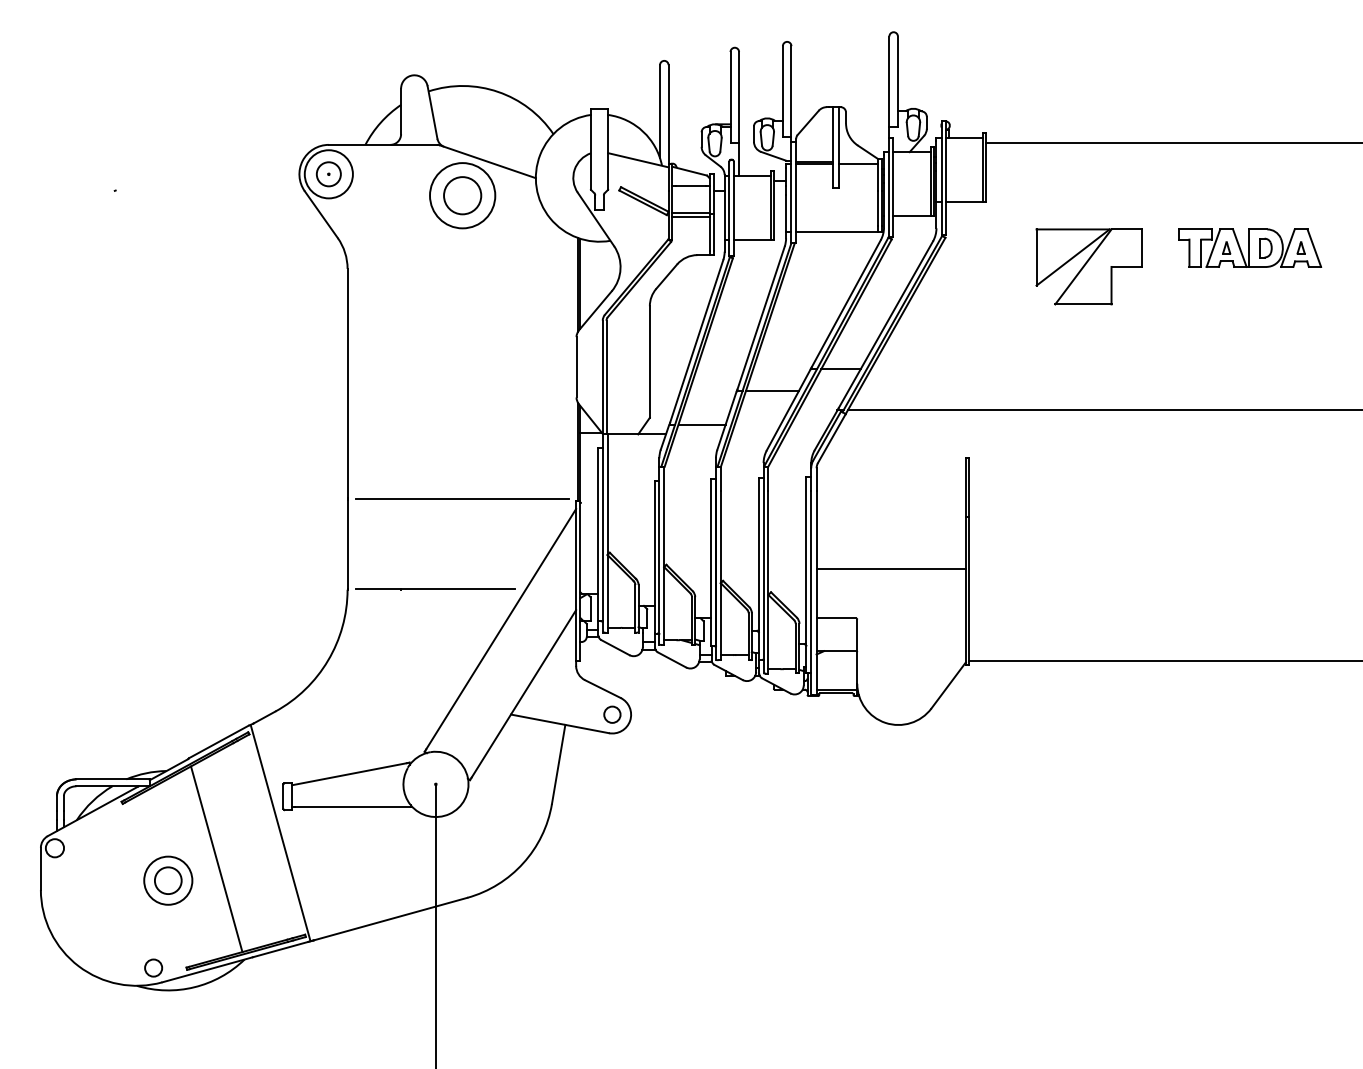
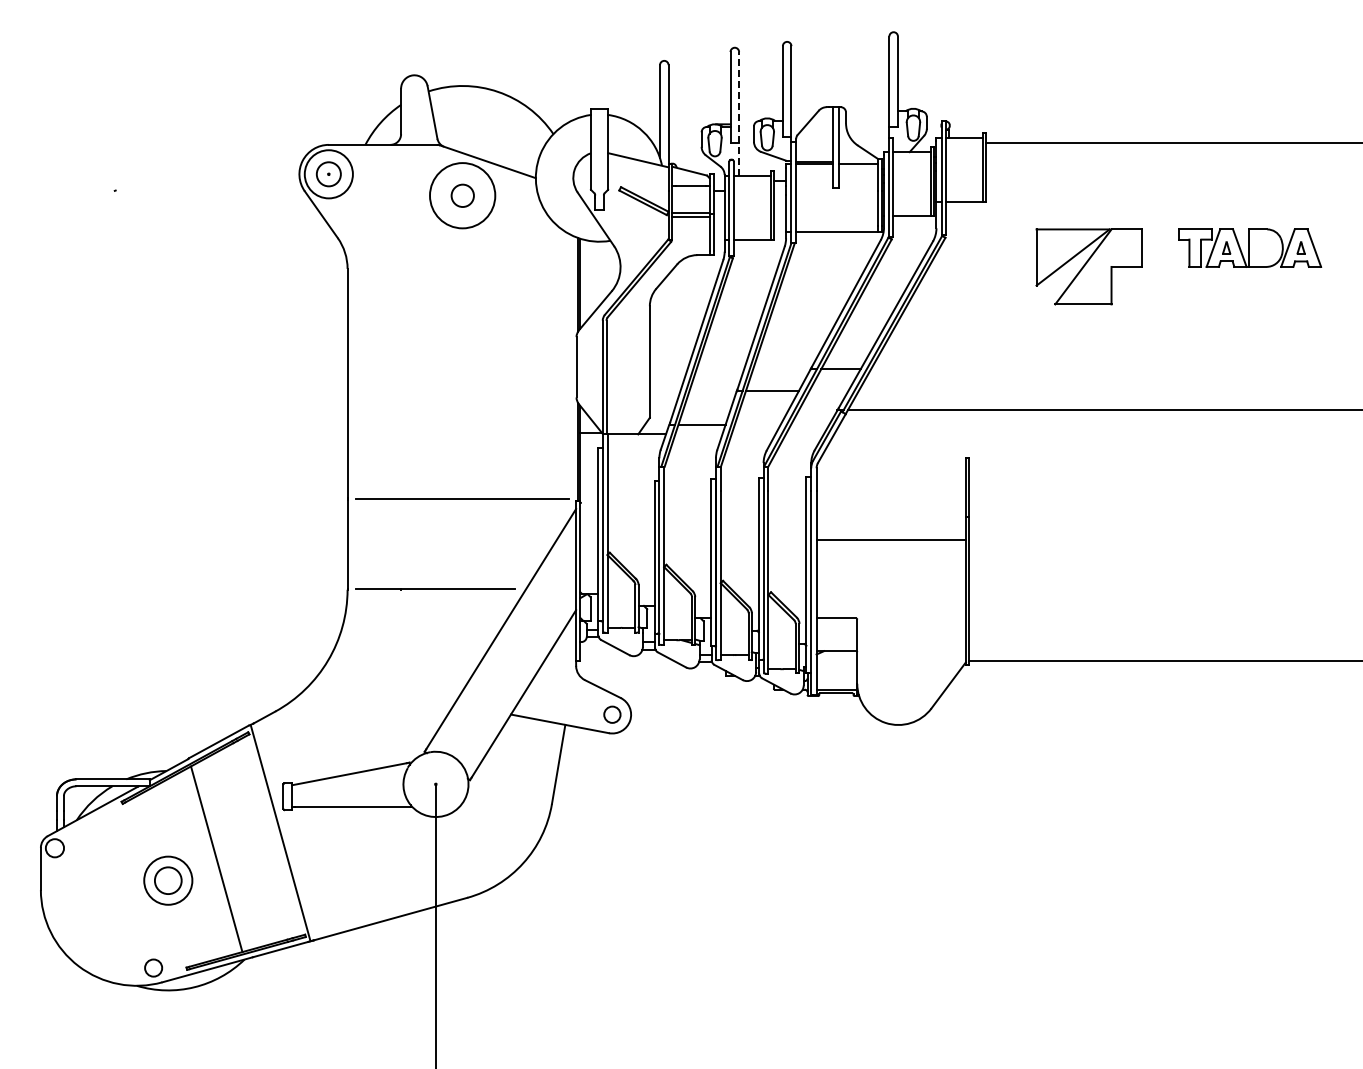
line: solid -> dashed (739, 113)
circle size: 40x40 px -> 25x25 px (462, 195)
part: present -> none (1265, 247)
line position: (890, 569) -> (890, 540) (890, 540)
